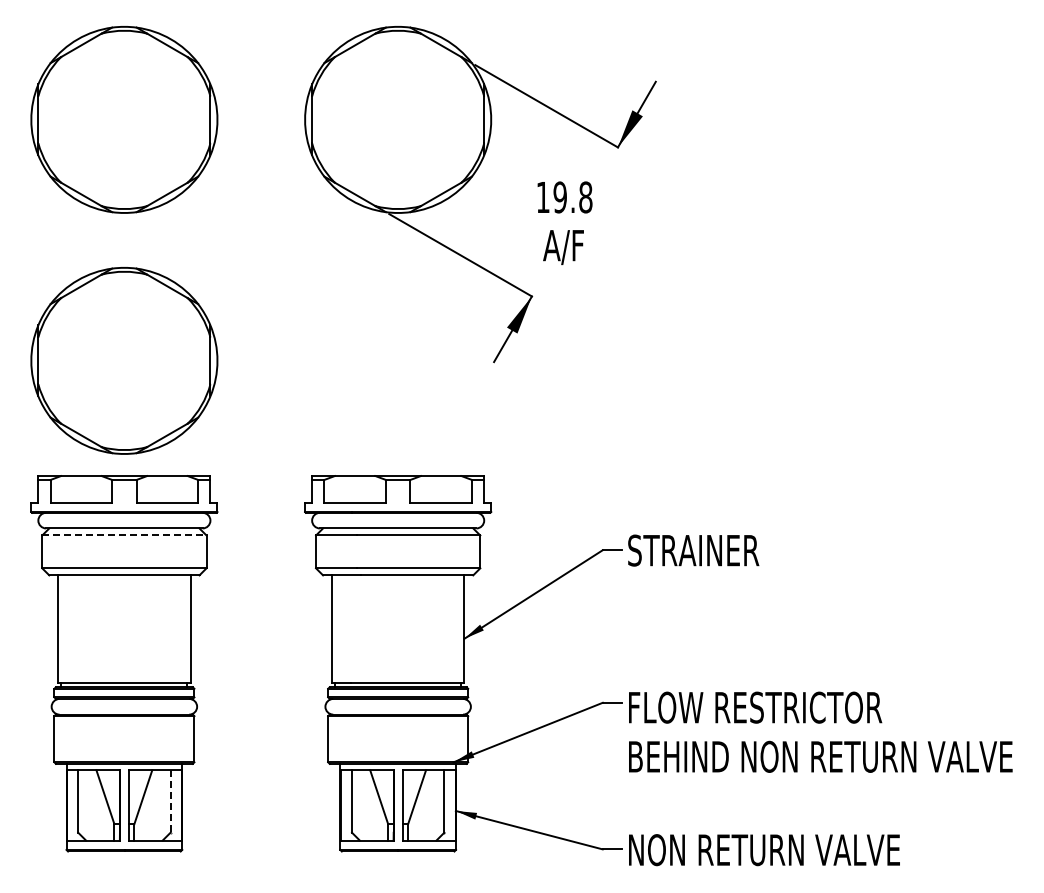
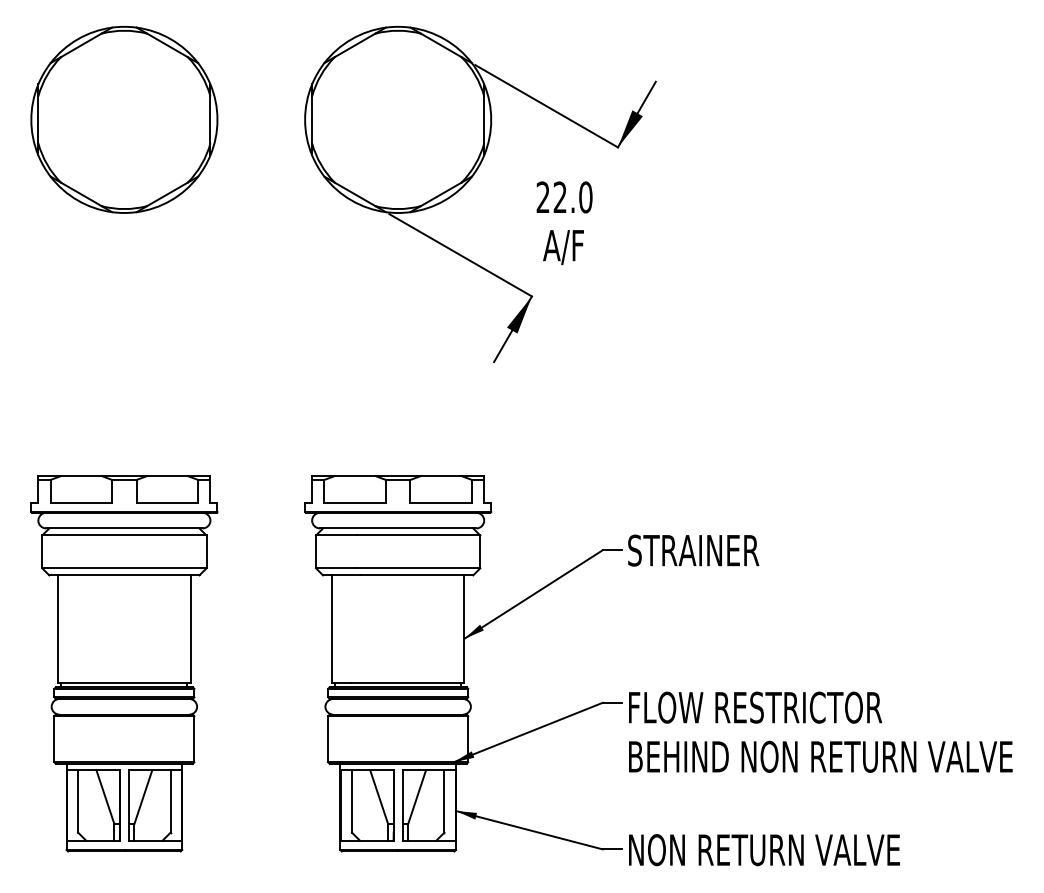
text: 19.8 -> 22.0 (564, 197)
part: present -> none (124, 360)
line: dashed -> solid (124, 535)
line: dashed -> solid (170, 801)
